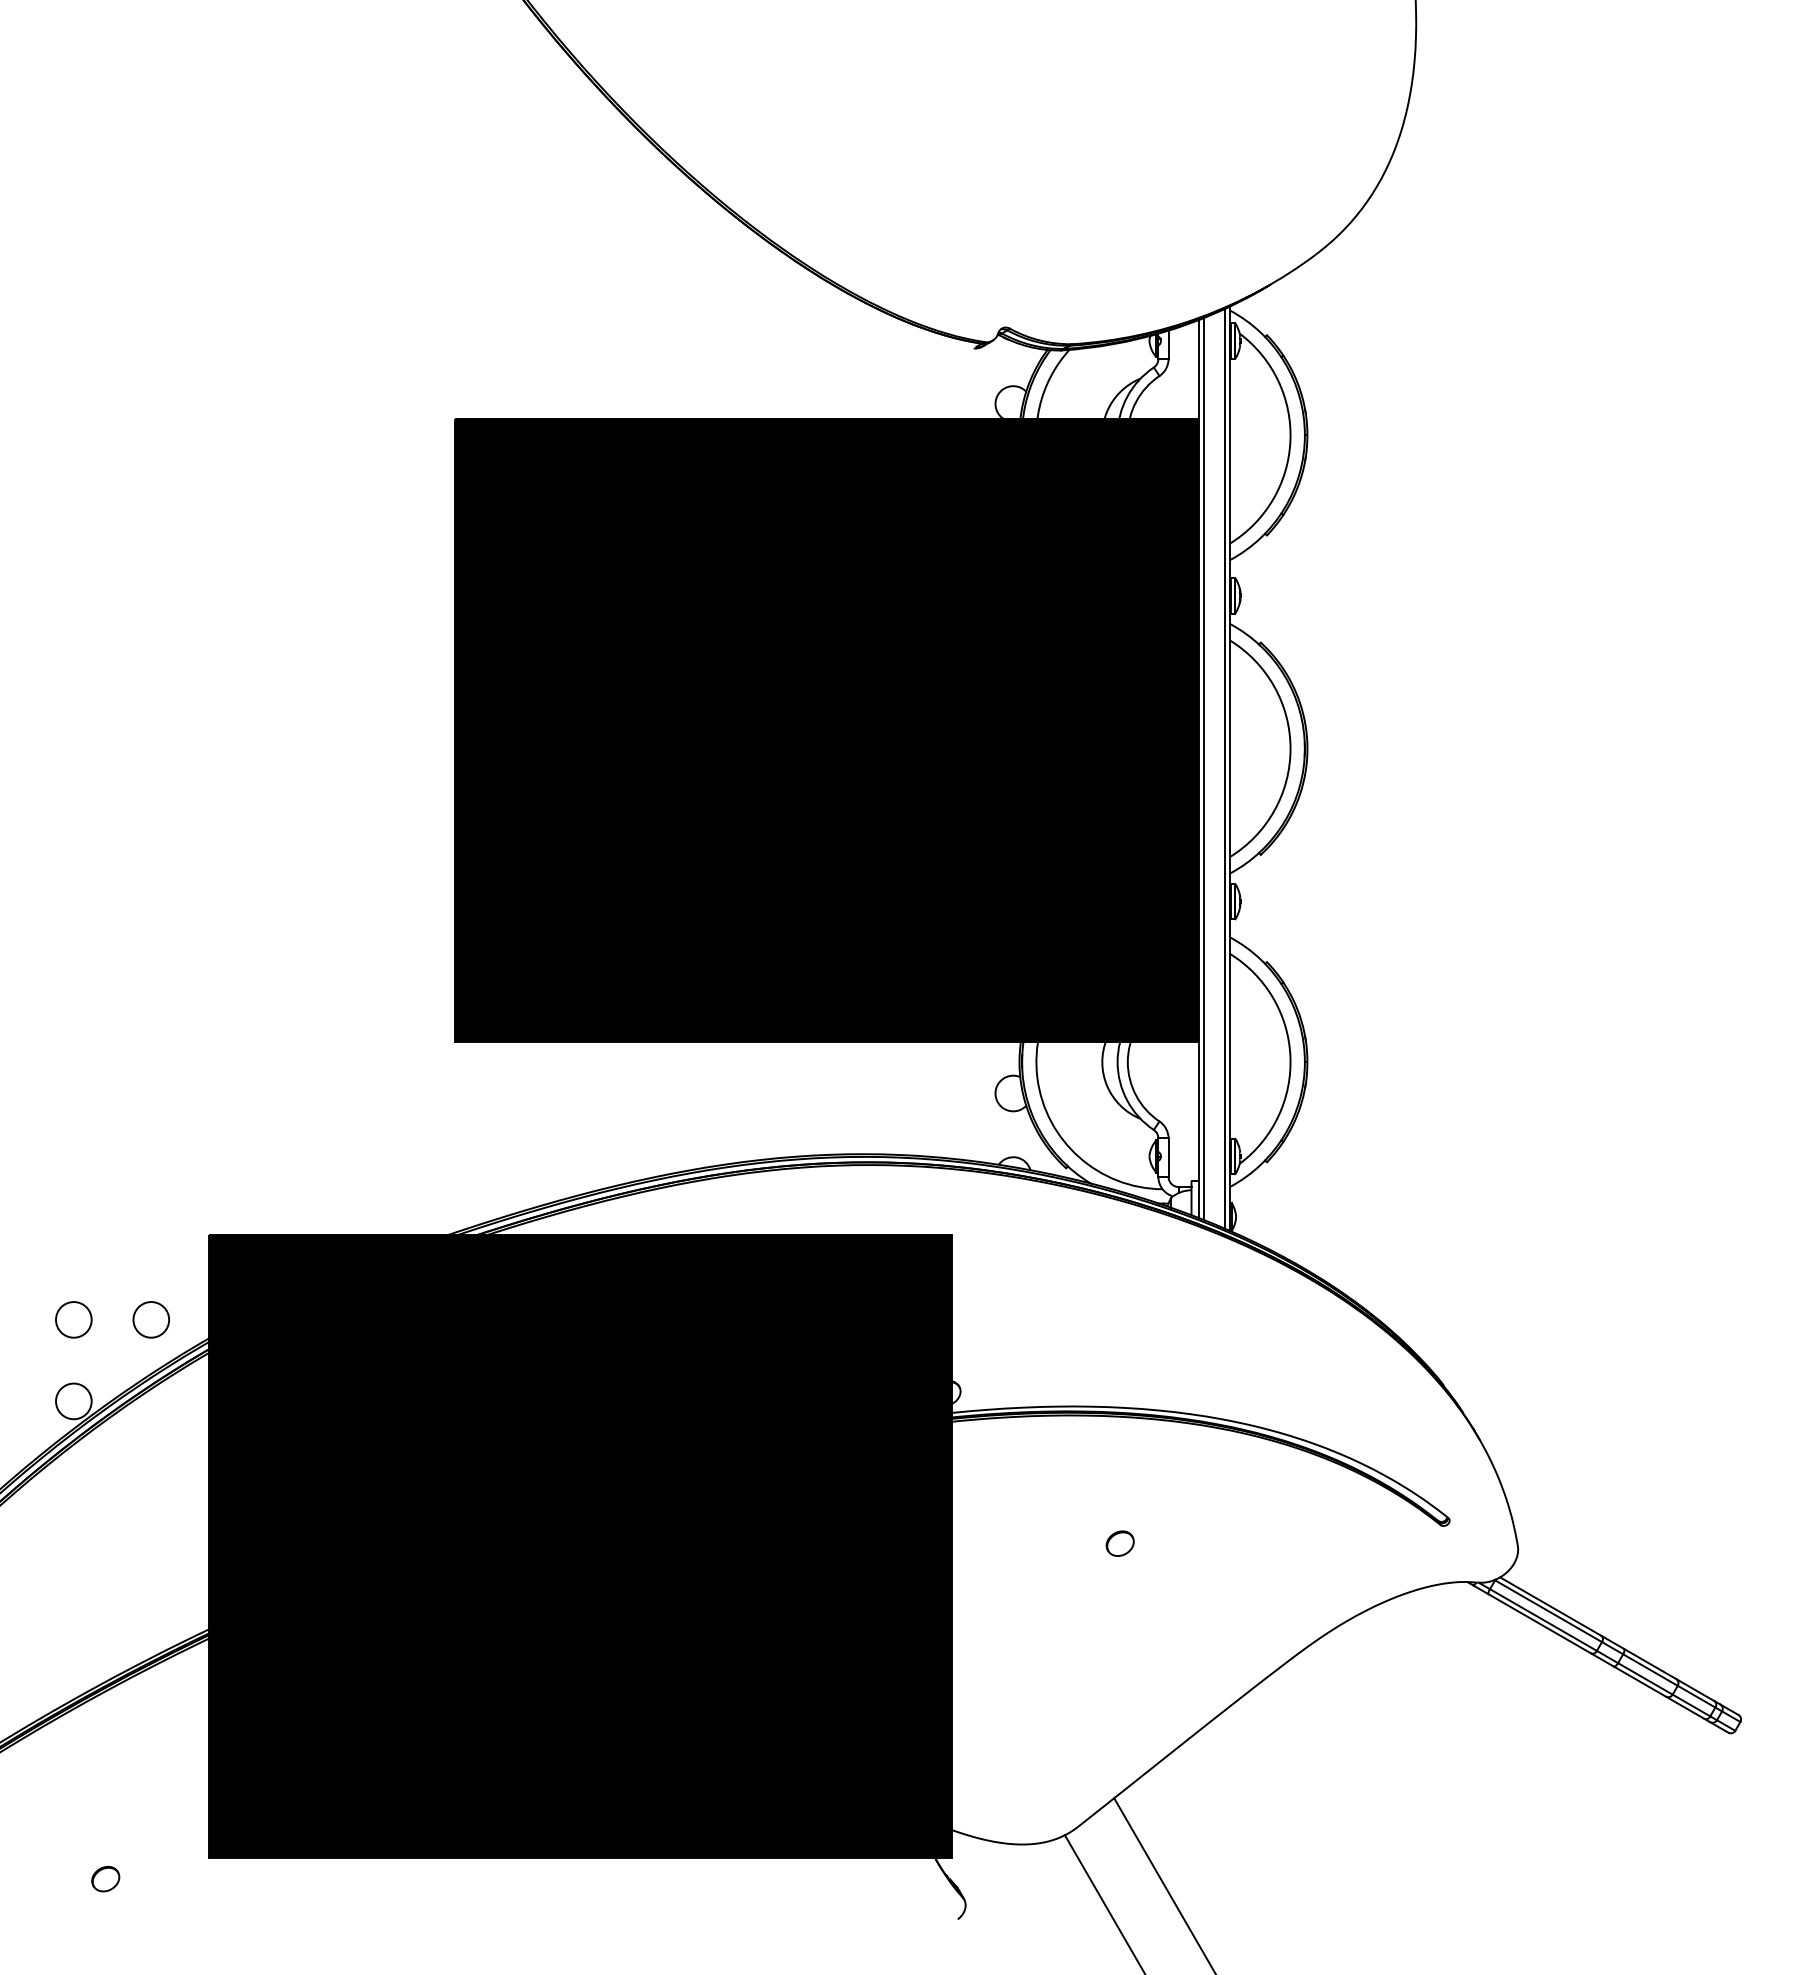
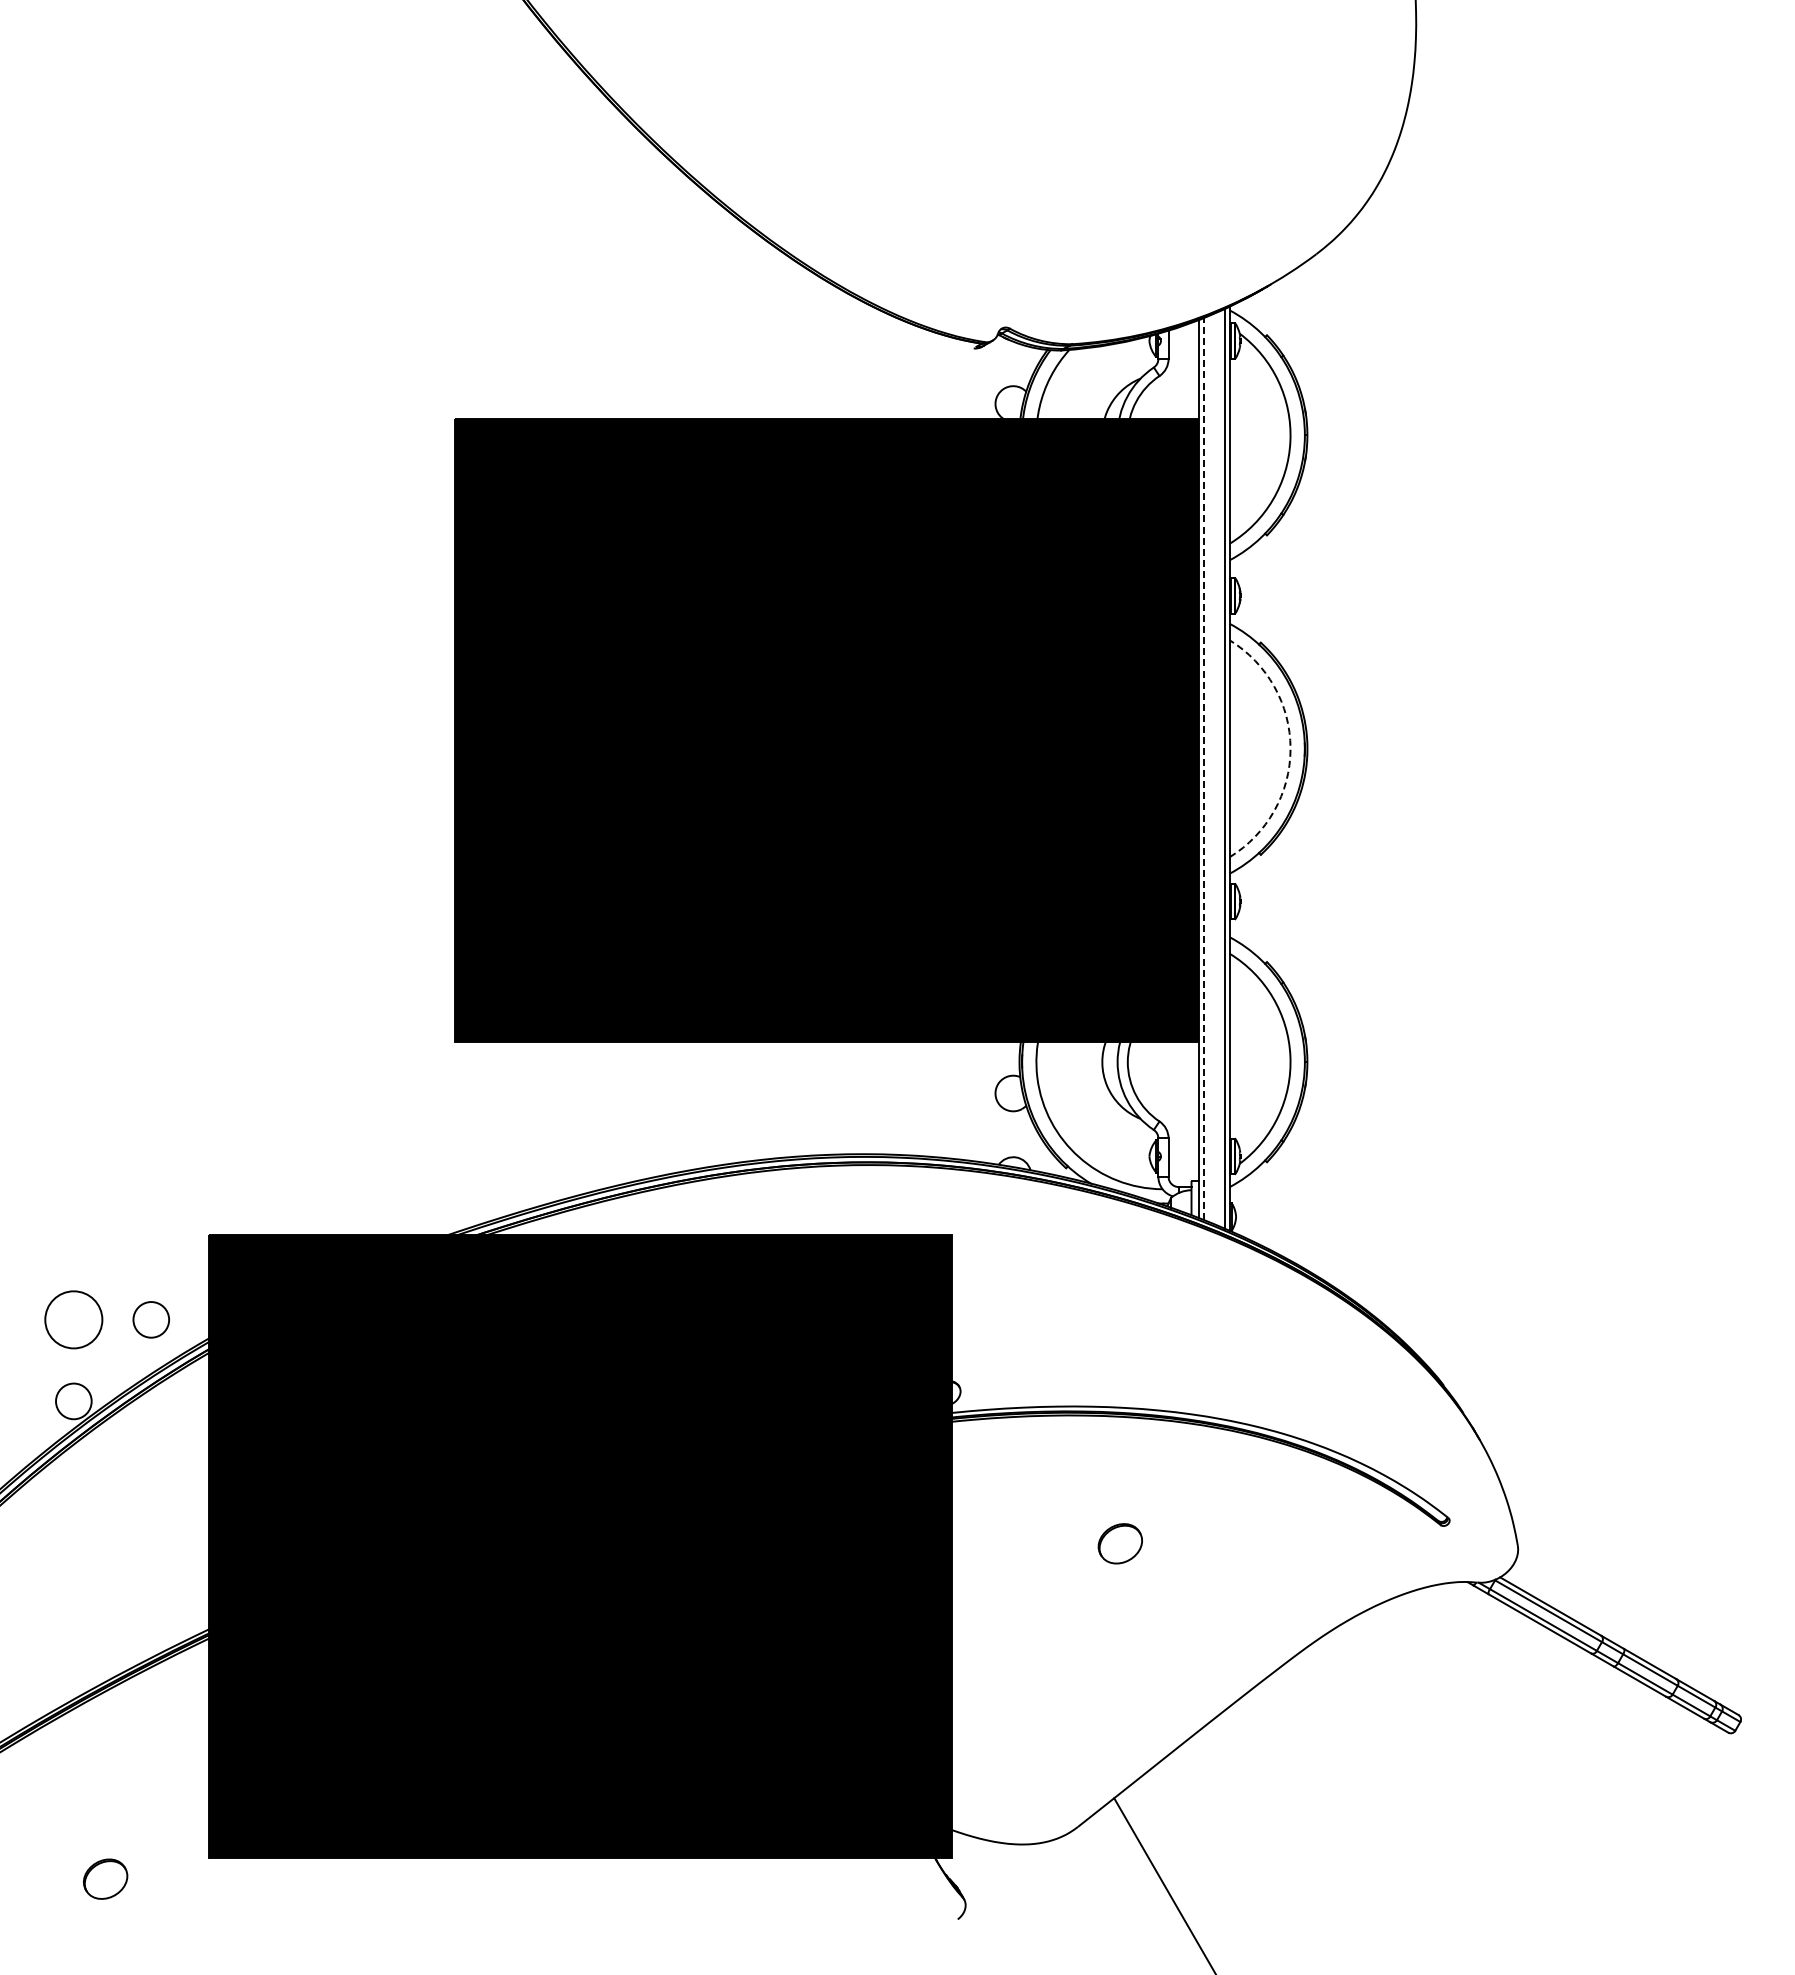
arc: solid -> dashed (1290, 748)
line: solid -> dashed (1204, 768)
circle diameter: 36 px -> 57 px (73, 1319)
part size: 30x27 px -> 47x42 px (1120, 1543)
part size: 30x28 px -> 46x42 px (105, 1878)
line: present -> none (1103, 1903)
